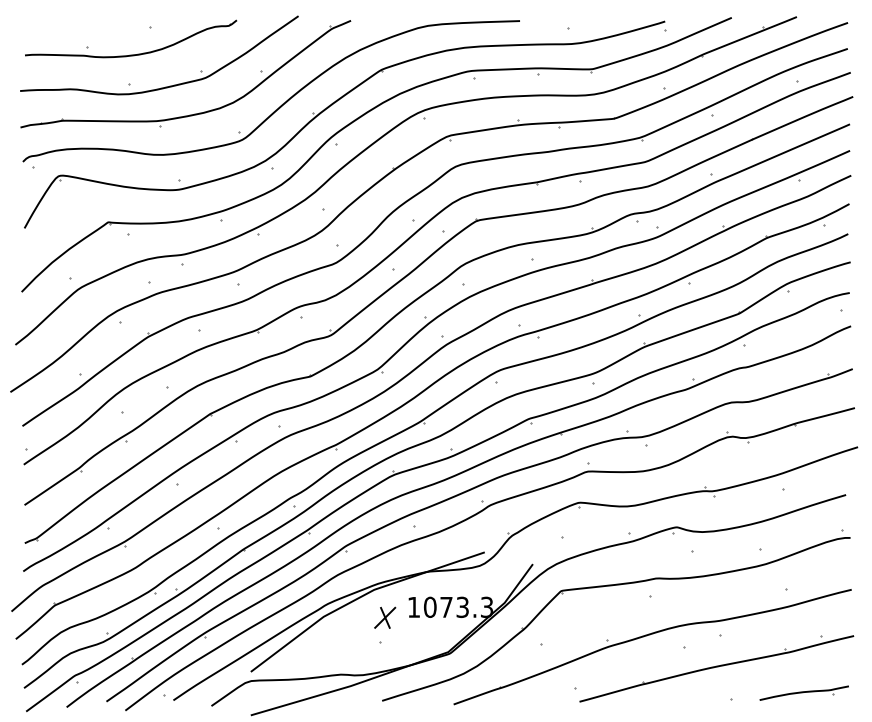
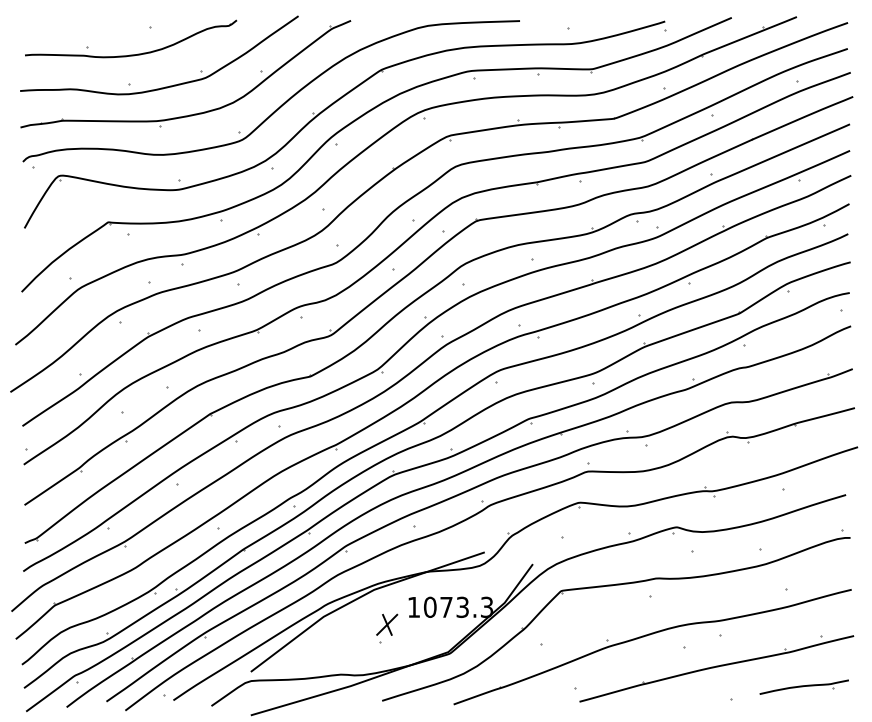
part position: (385, 617) -> (387, 624) (387, 624)
part position: (803, 692) -> (803, 686) (803, 686)
